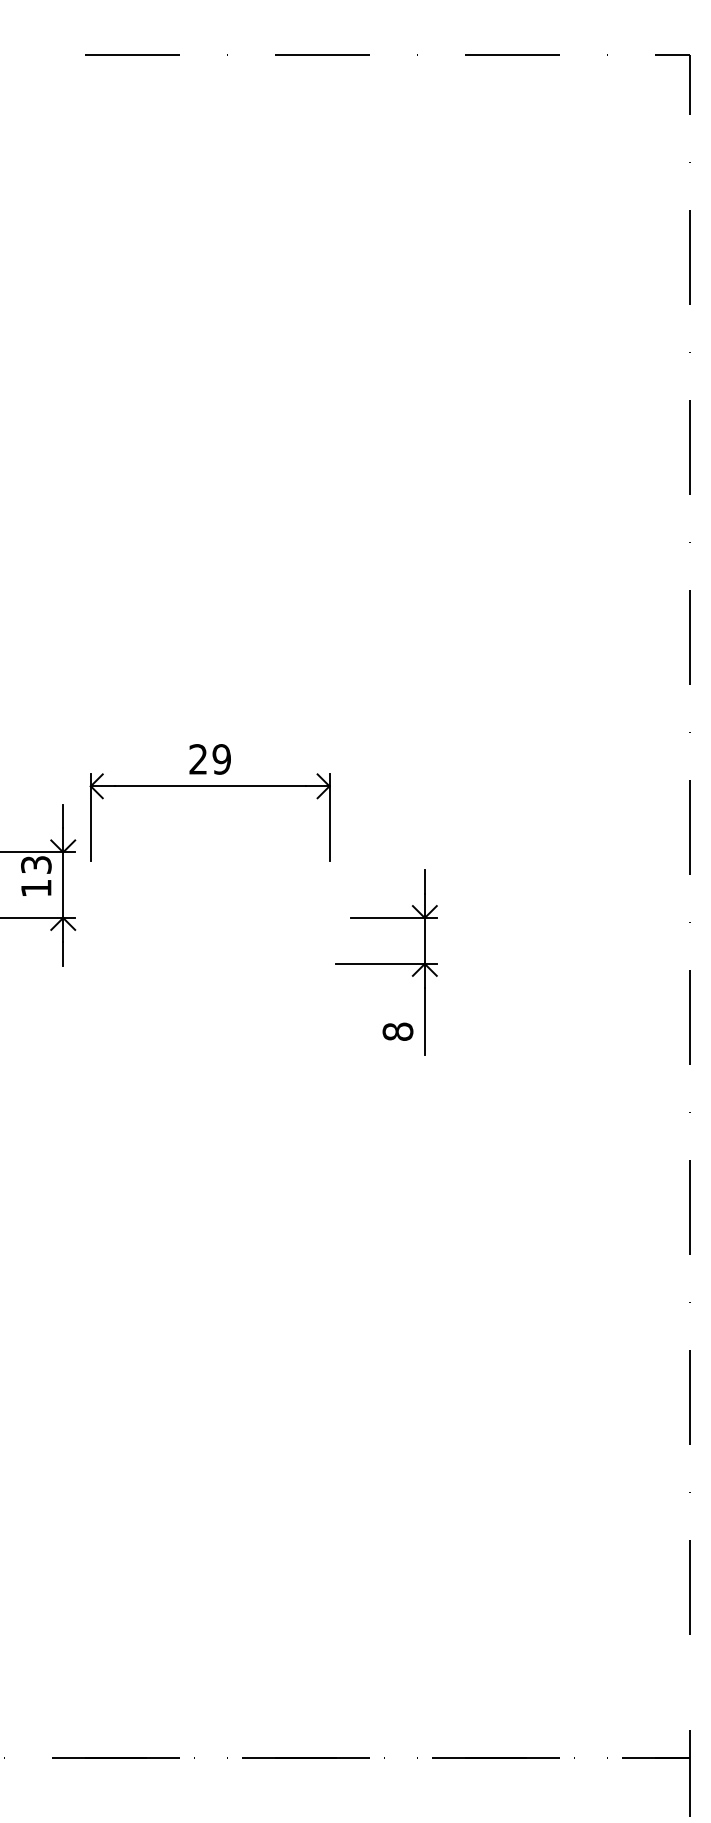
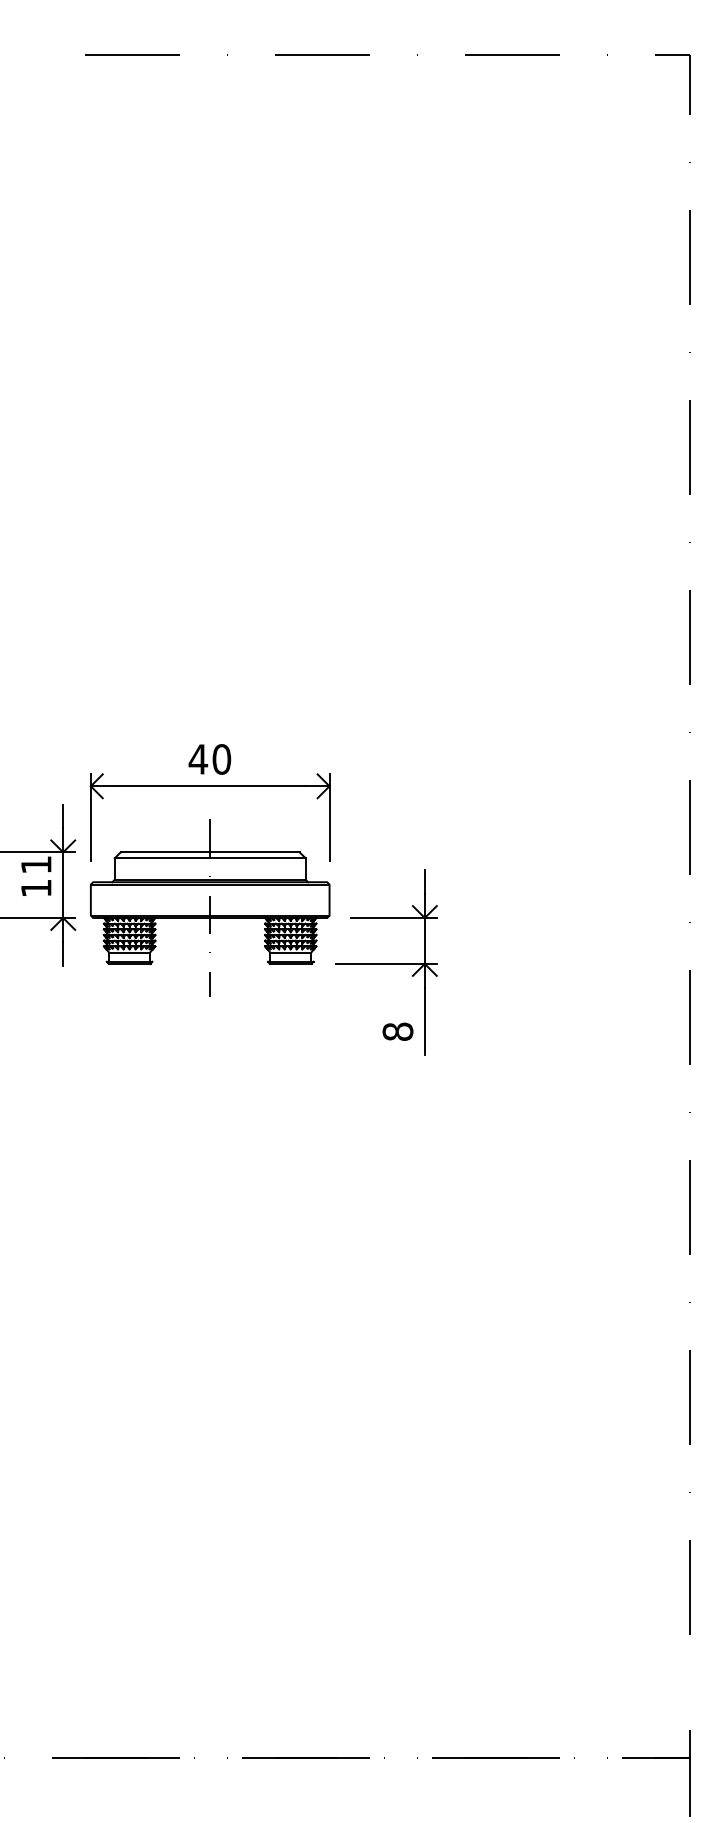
text: 29 -> 40 (209, 759)
text: 13 -> 11 (36, 864)
part: none -> present (210, 907)
